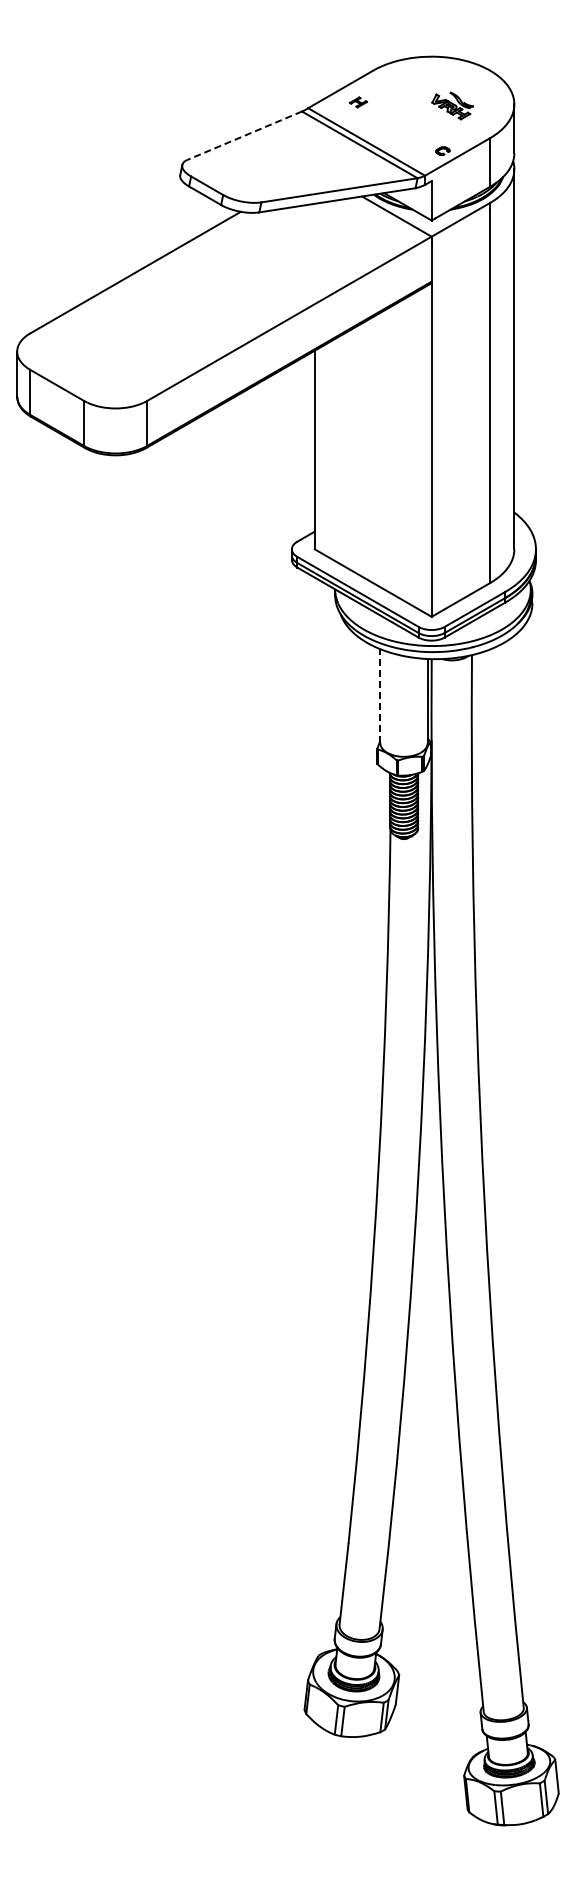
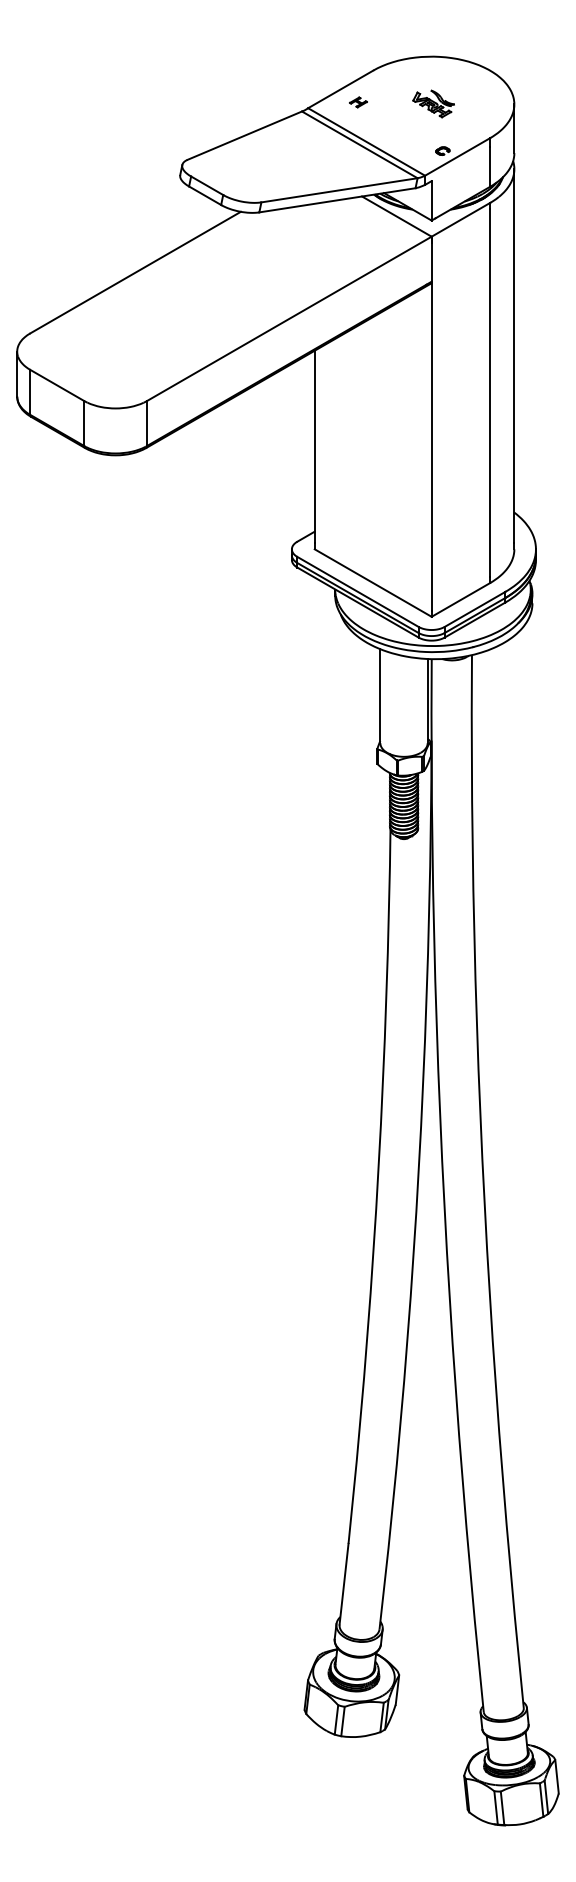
part position: (452, 105) -> (433, 103) (433, 103)
line: dashed -> solid (244, 135)
line: dashed -> solid (380, 696)
